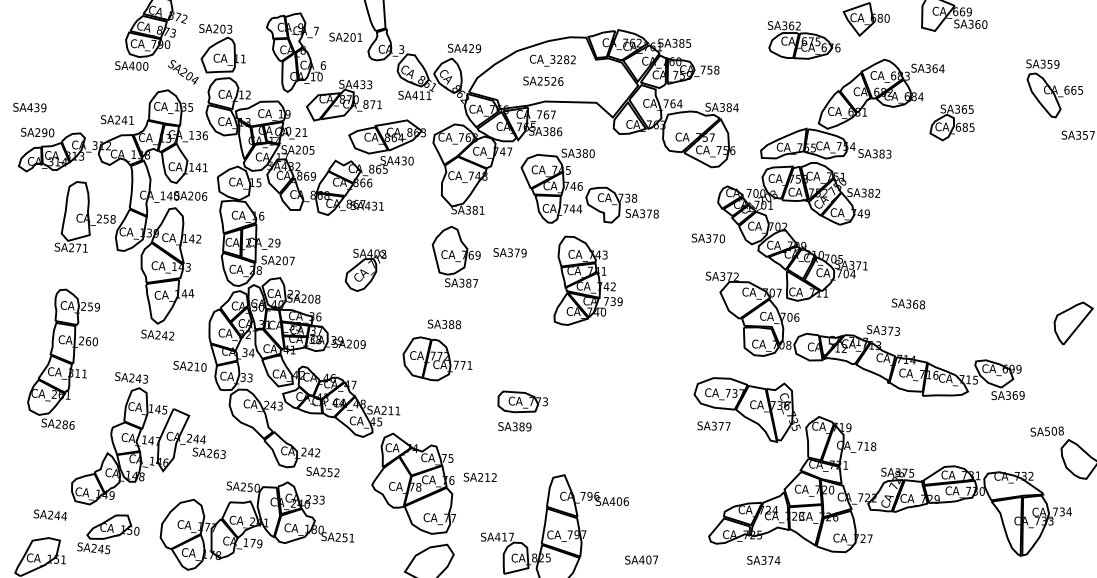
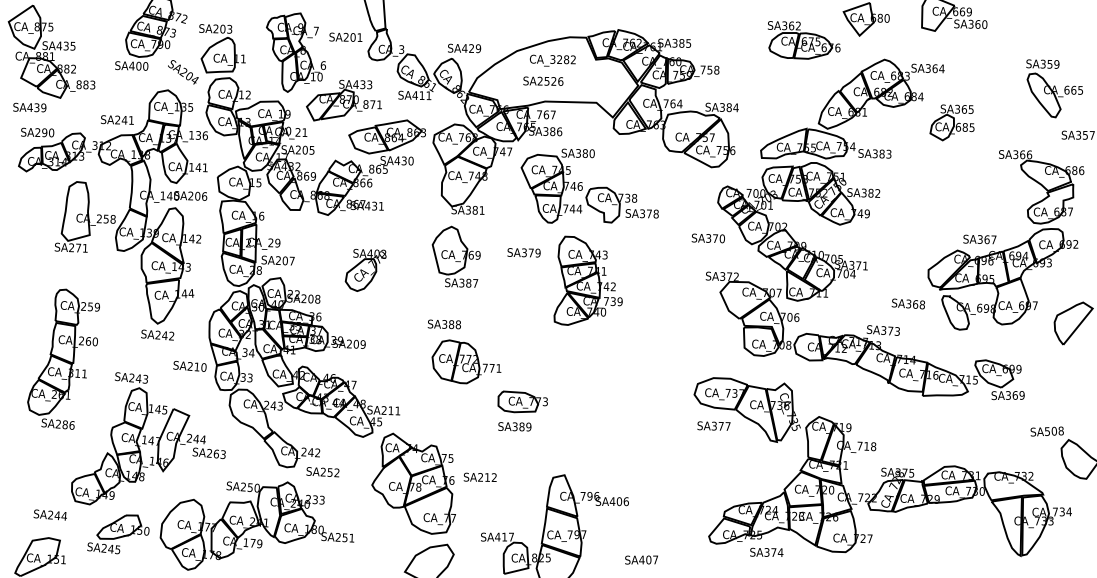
part: none -> present (51, 51)
part: none -> present (1008, 248)
text position: (509, 252) -> (523, 252) (523, 252)
part position: (437, 358) -> (466, 361) (466, 361)
part position: (108, 534) -> (118, 534) (118, 534)
text position: (763, 559) -> (766, 551) (766, 551)
